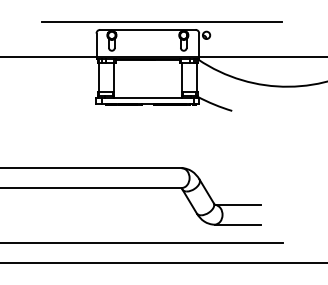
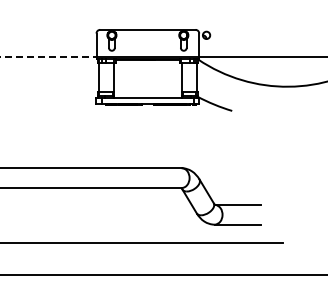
line: present -> none (161, 22)
line: solid -> dashed (48, 57)
line position: (163, 262) -> (163, 274) (163, 274)
